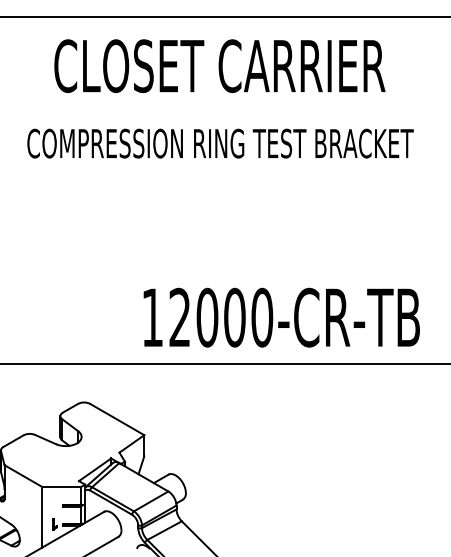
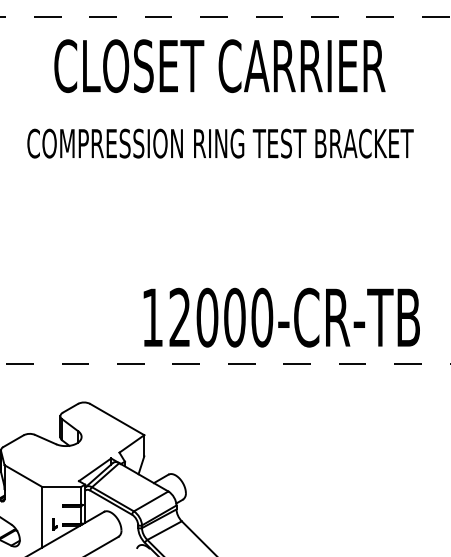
line: solid -> dashed (225, 17)
line: solid -> dashed (225, 363)
